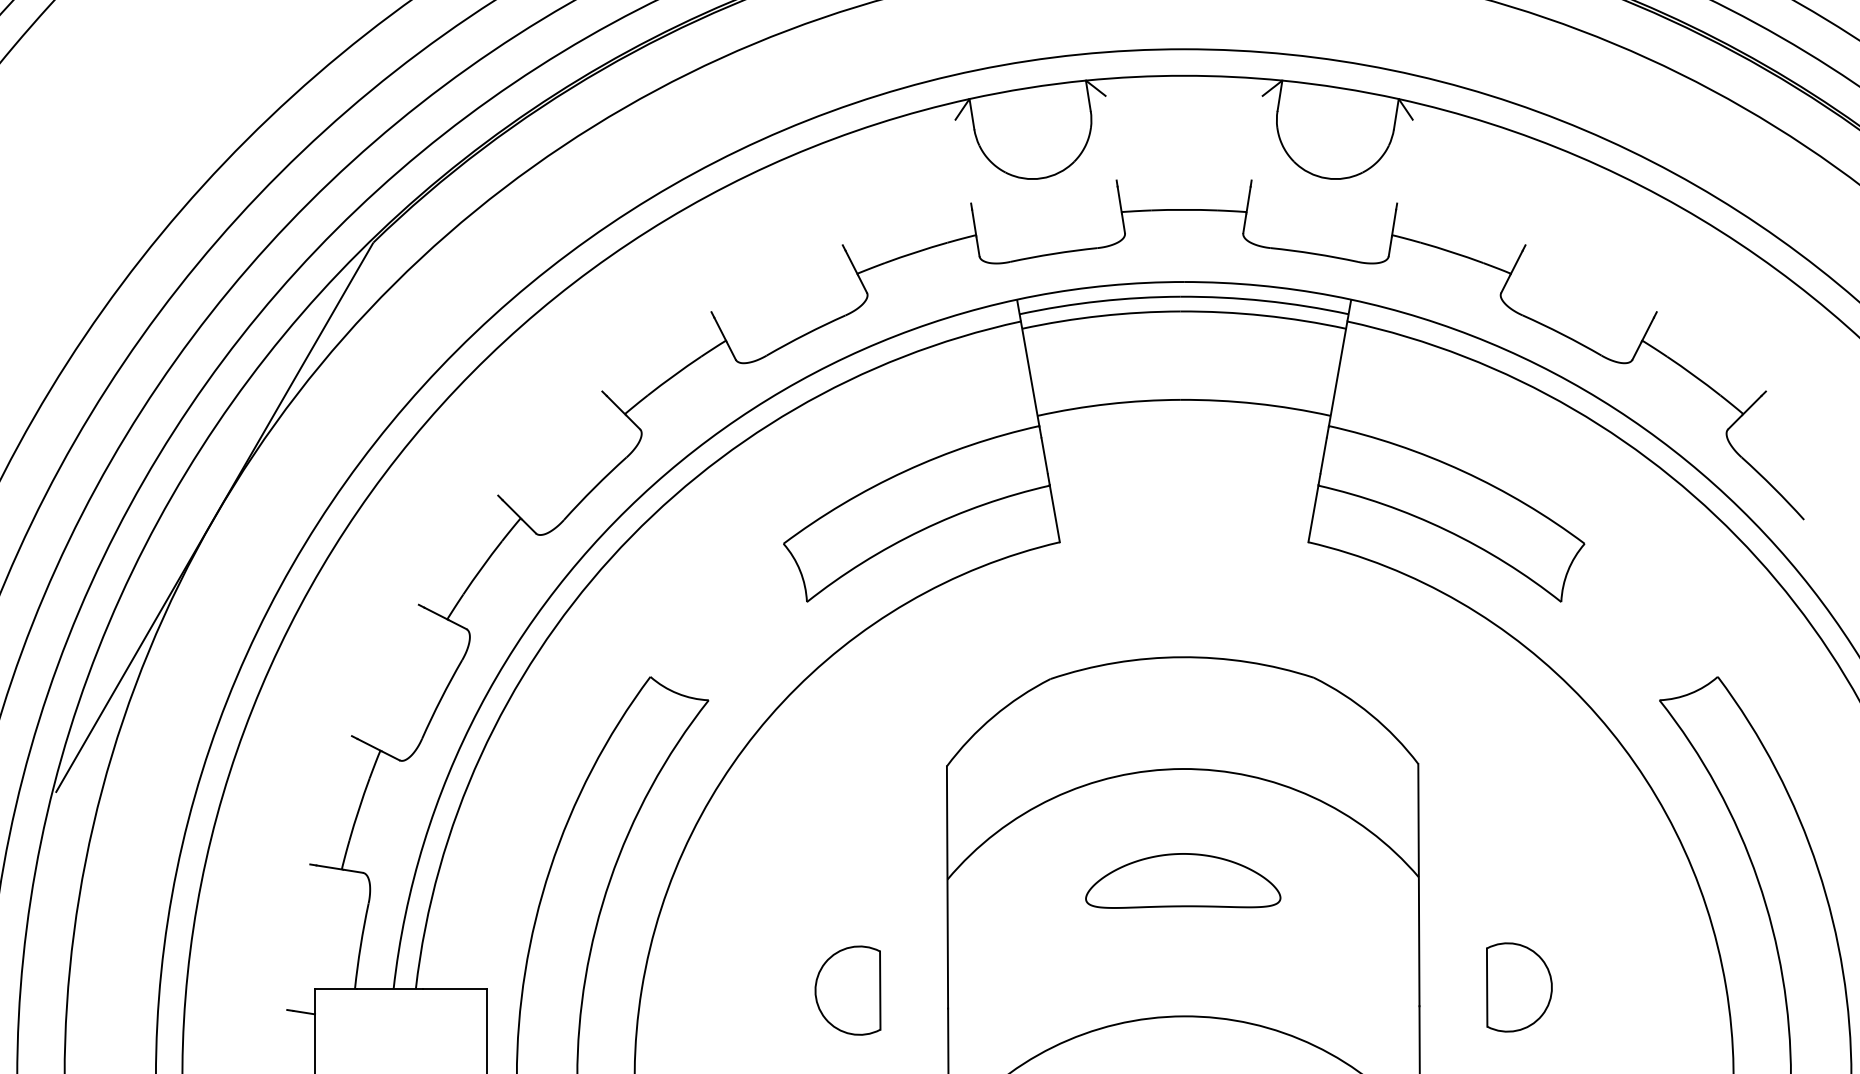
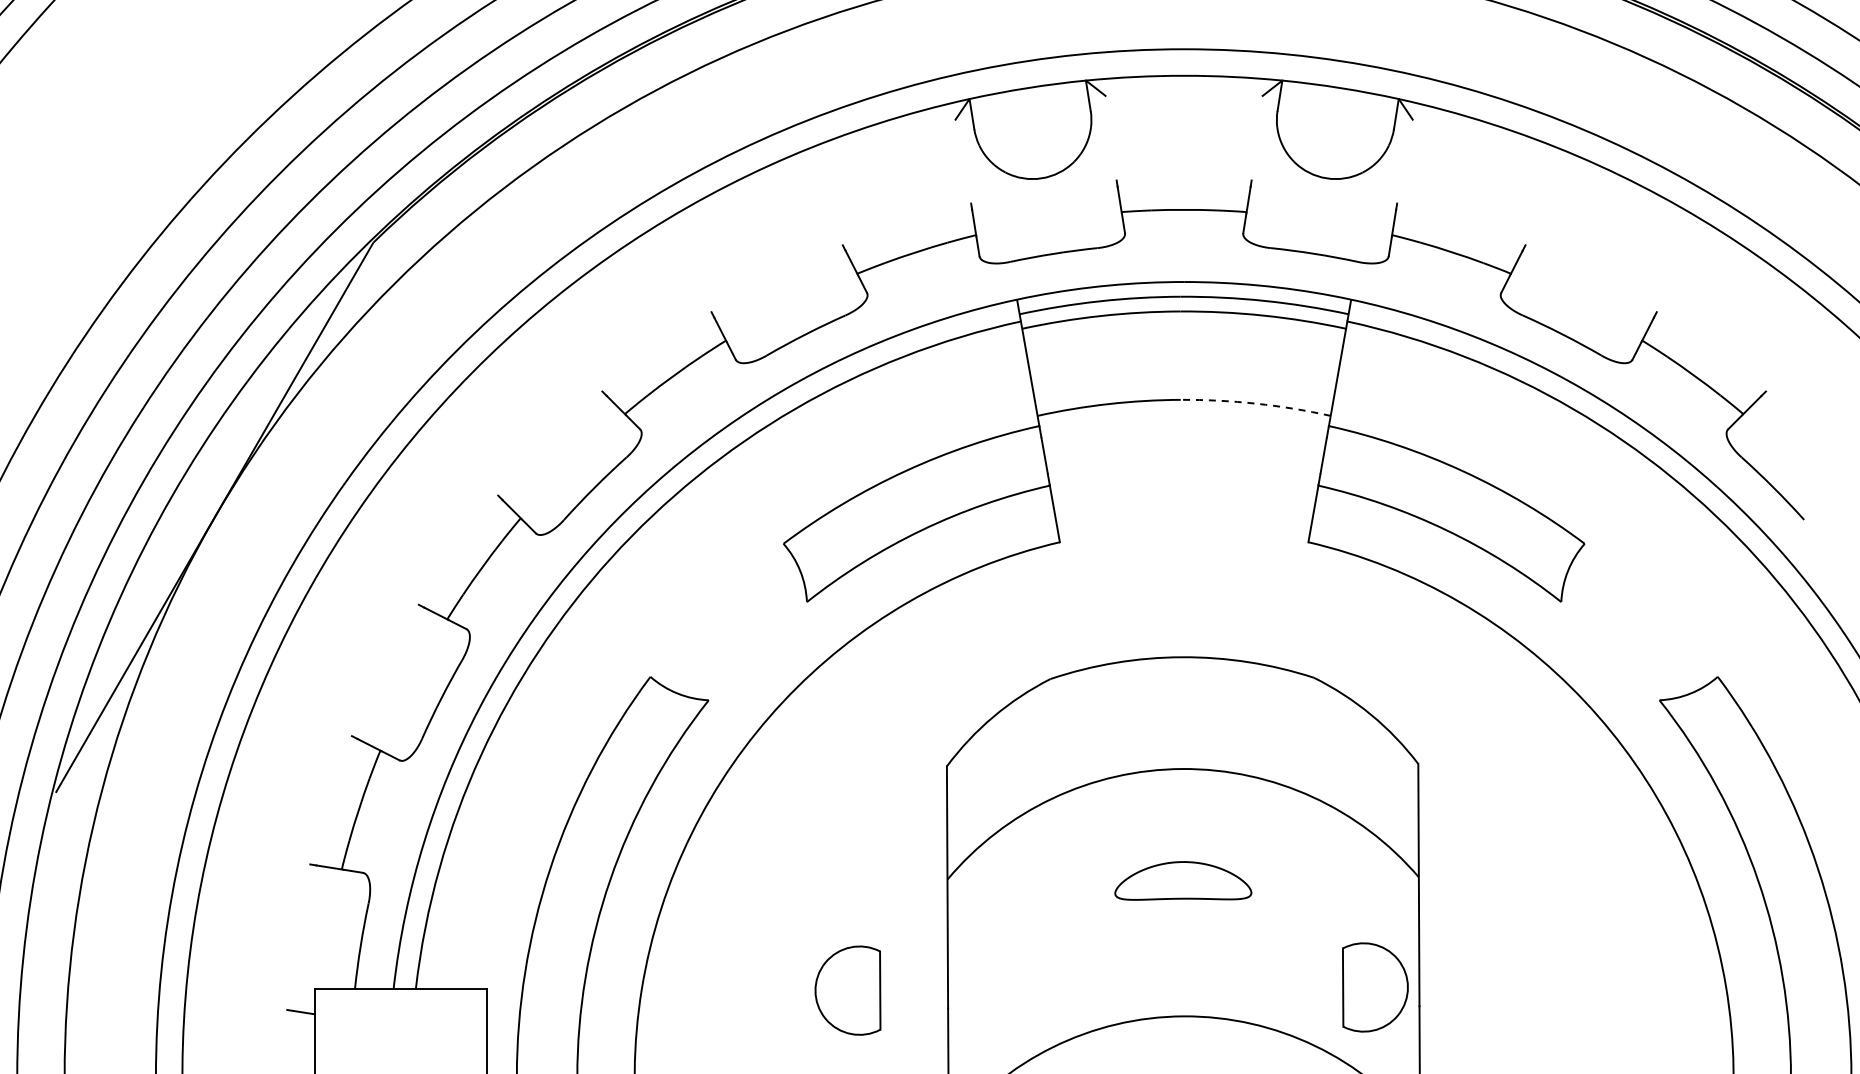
arc: solid -> dashed (1256, 403)
part size: 197x56 px -> 139x40 px (1183, 880)
part position: (1519, 987) -> (1375, 987) (1375, 987)
